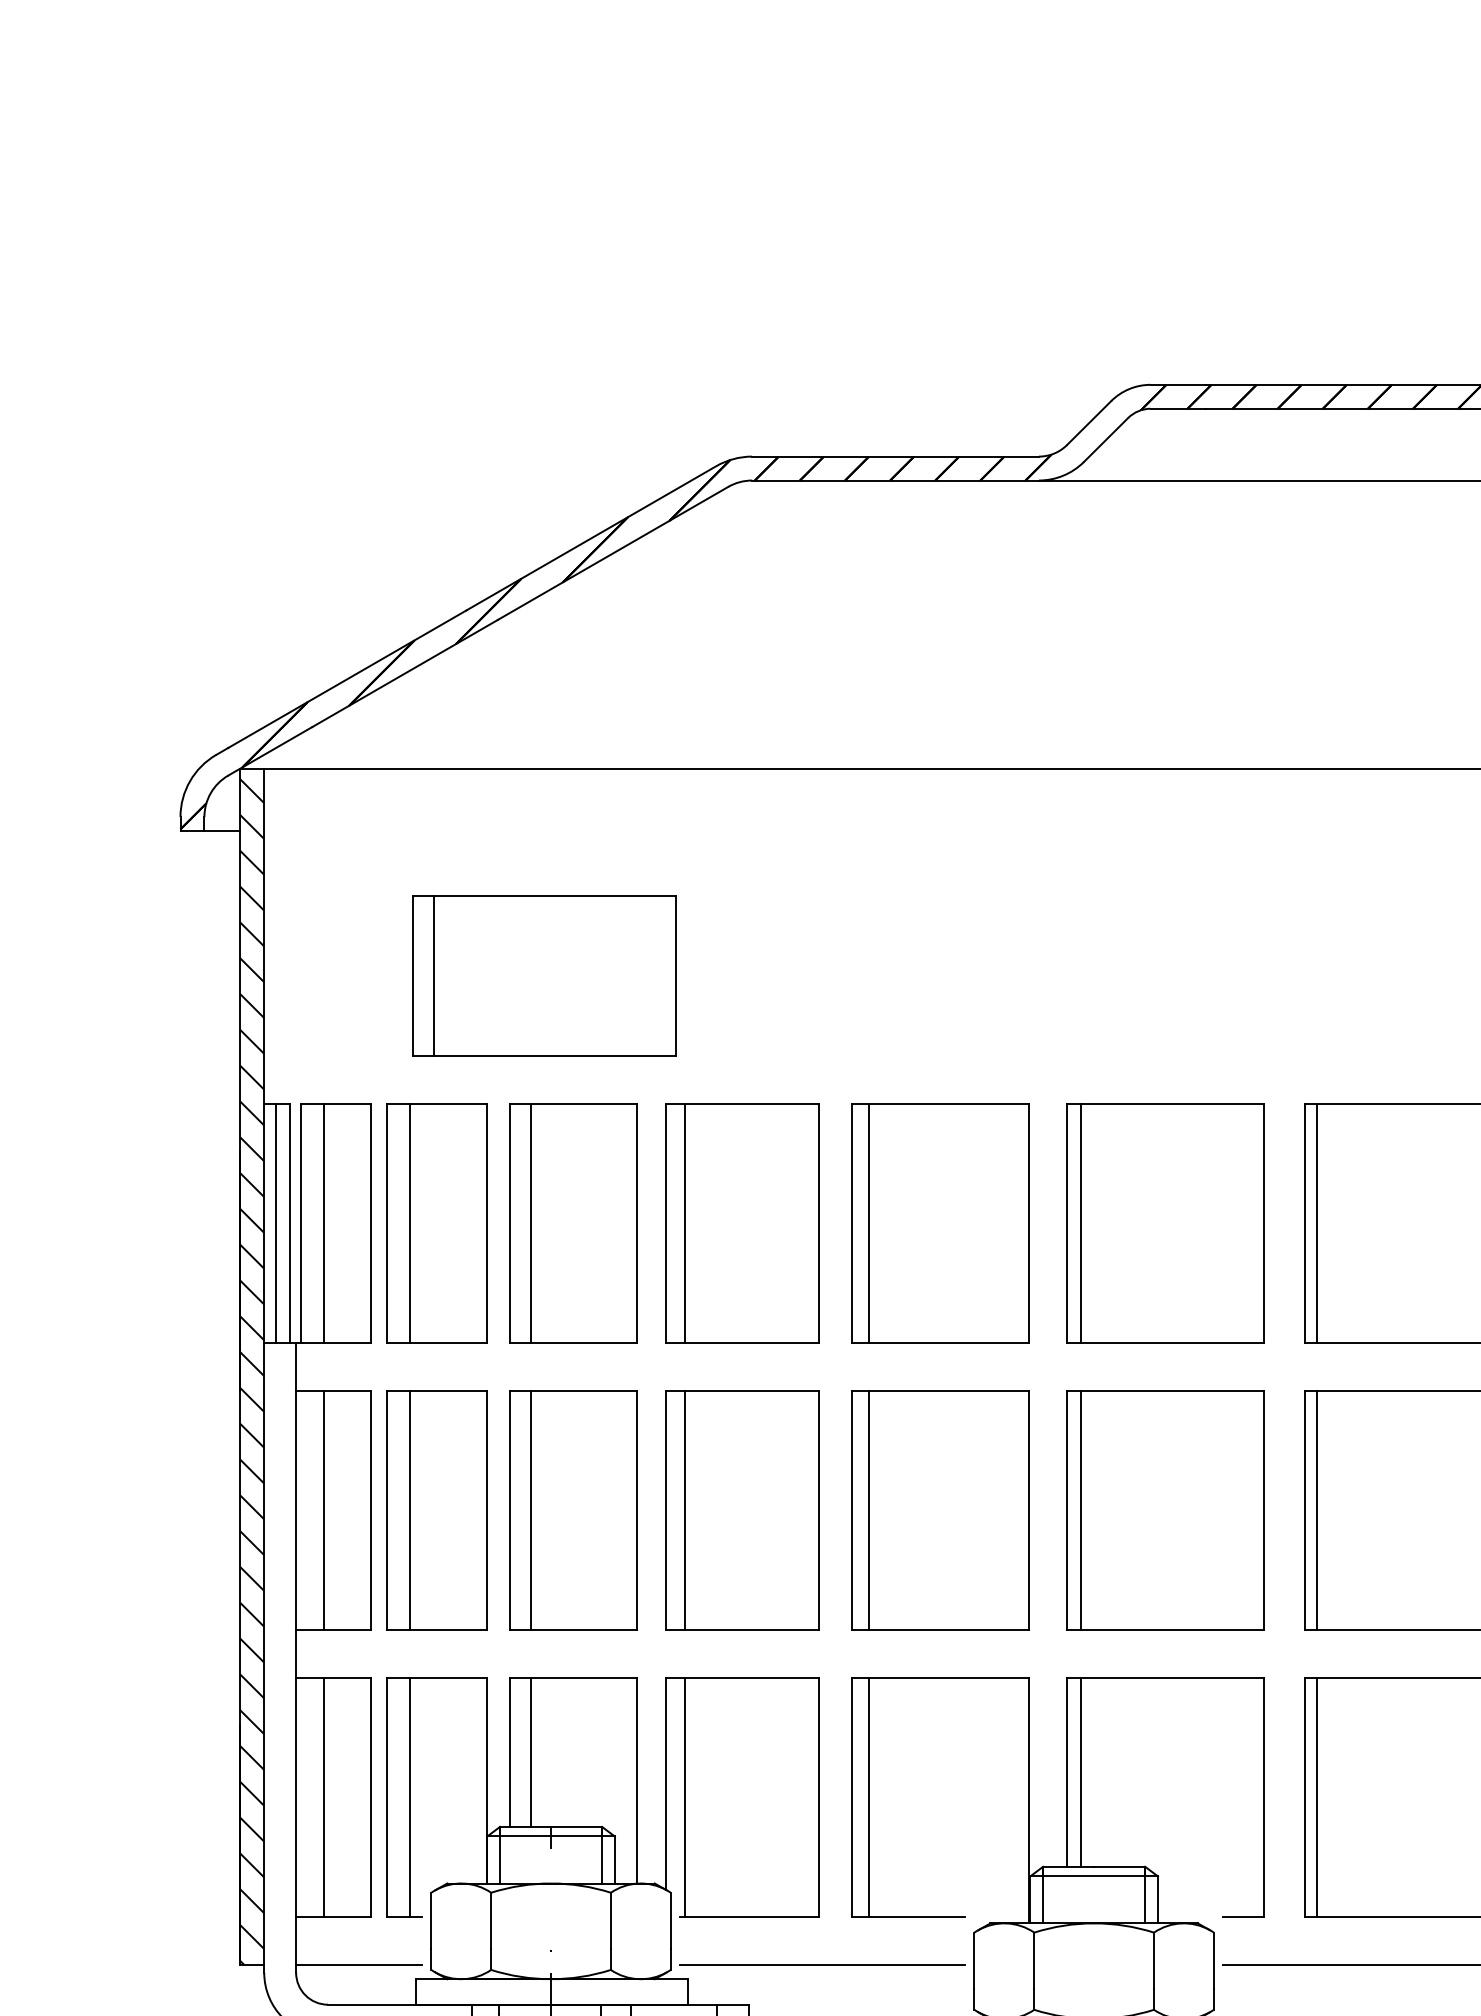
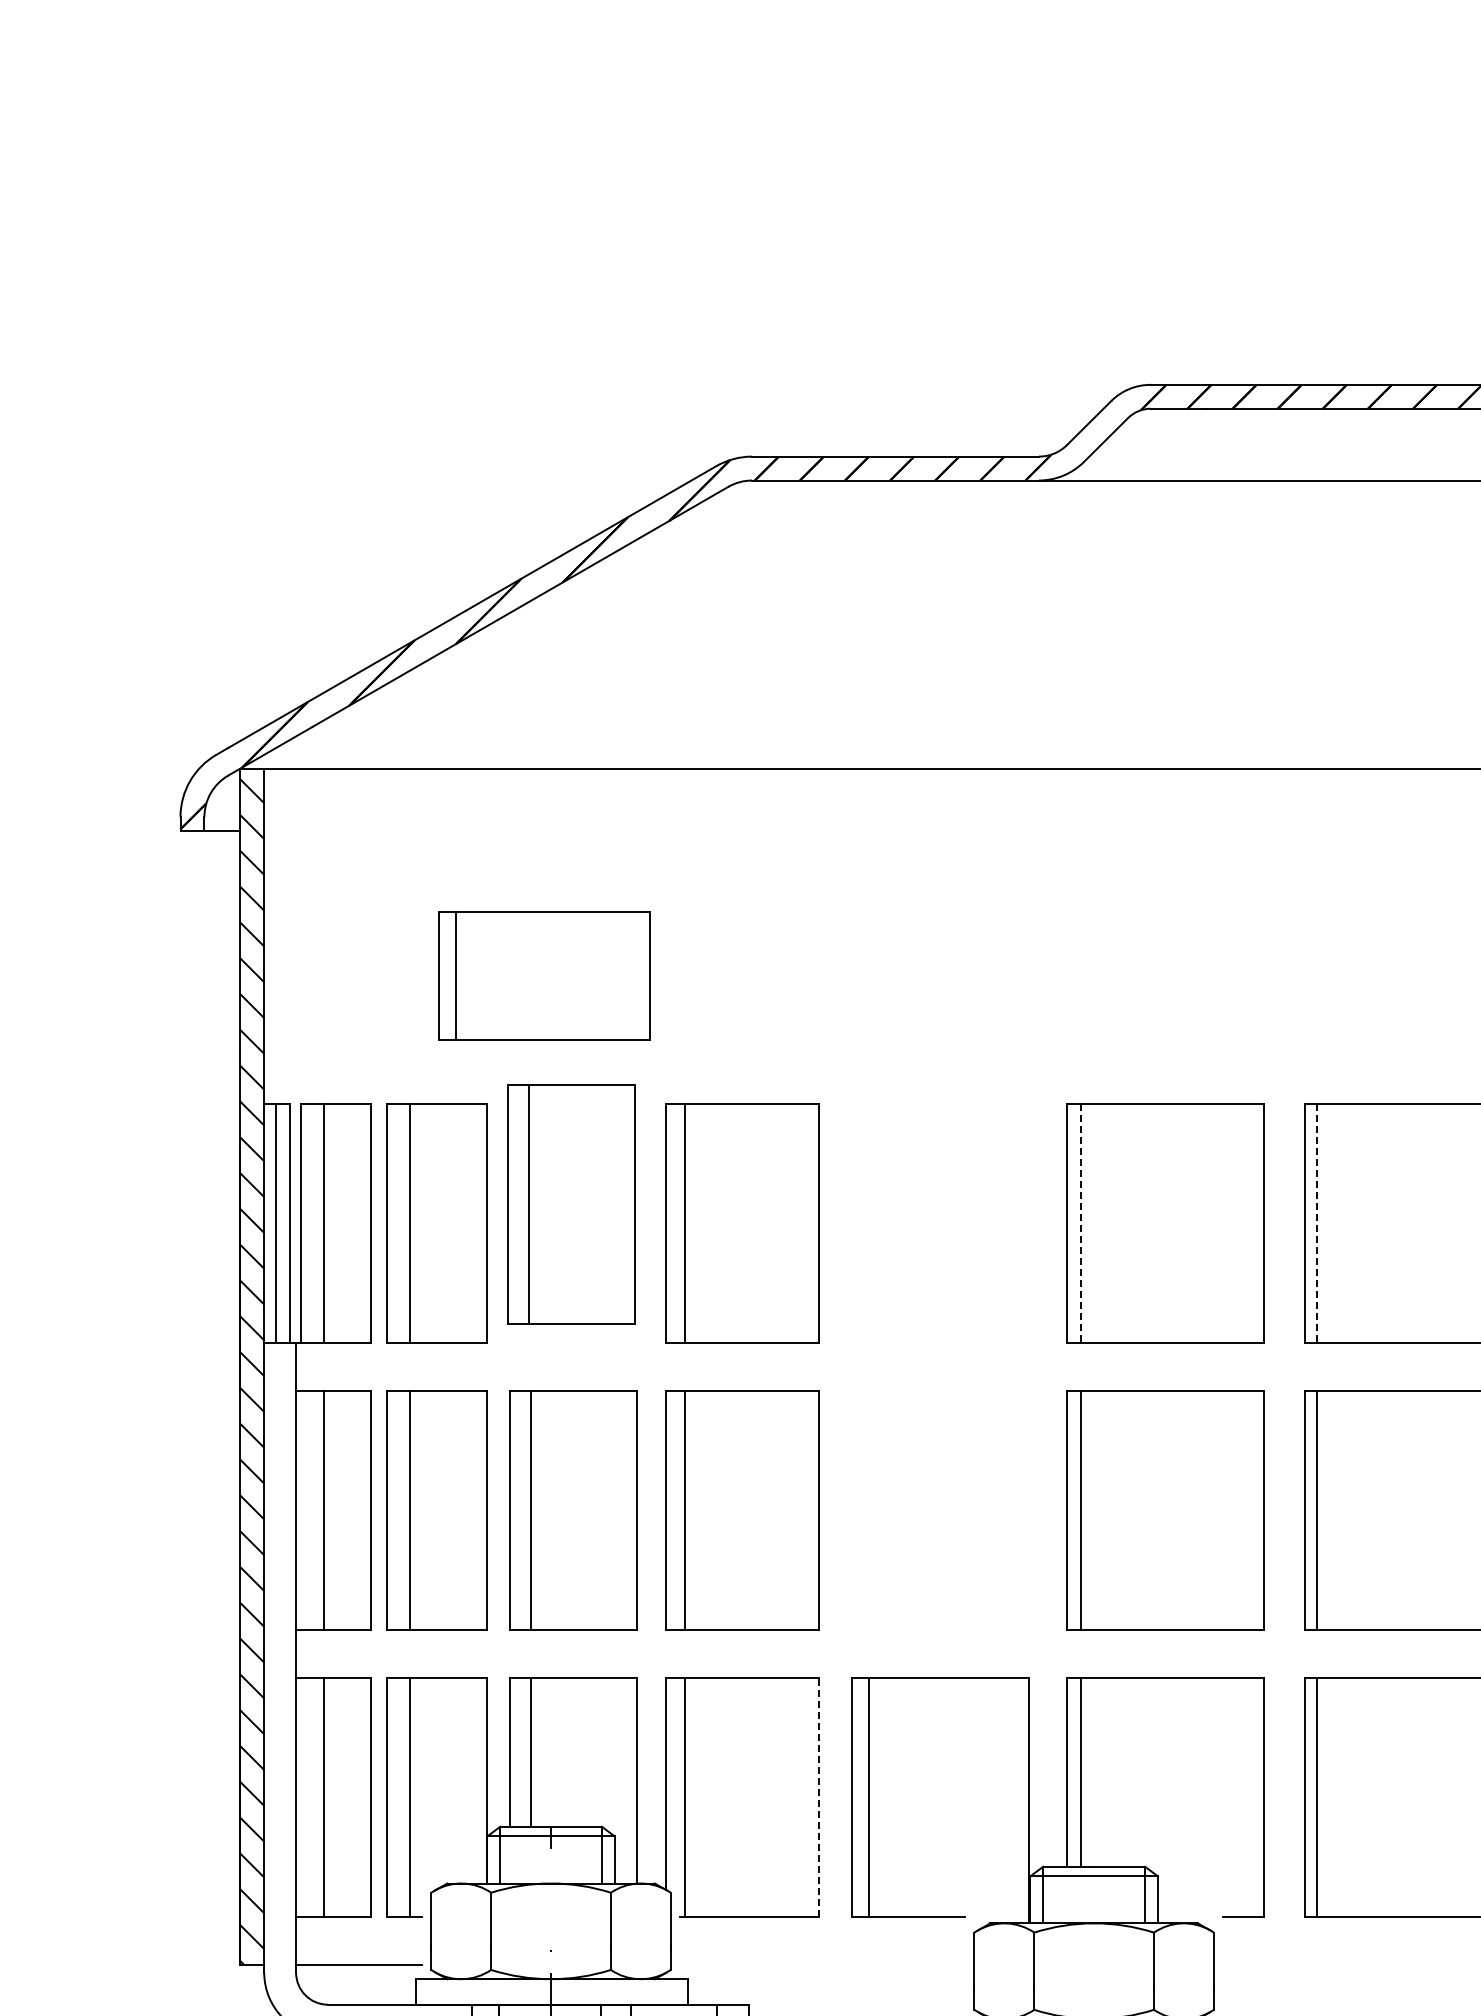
part size: 265x162 px -> 213x130 px (544, 975)
part position: (573, 1223) -> (571, 1204) (571, 1204)
part: present -> none (940, 1223)
line: solid -> dashed (1081, 1223)
line: solid -> dashed (1316, 1223)
part: present -> none (940, 1510)
line: solid -> dashed (819, 1797)
line: present -> none (822, 1964)
line: present -> none (1349, 1964)
